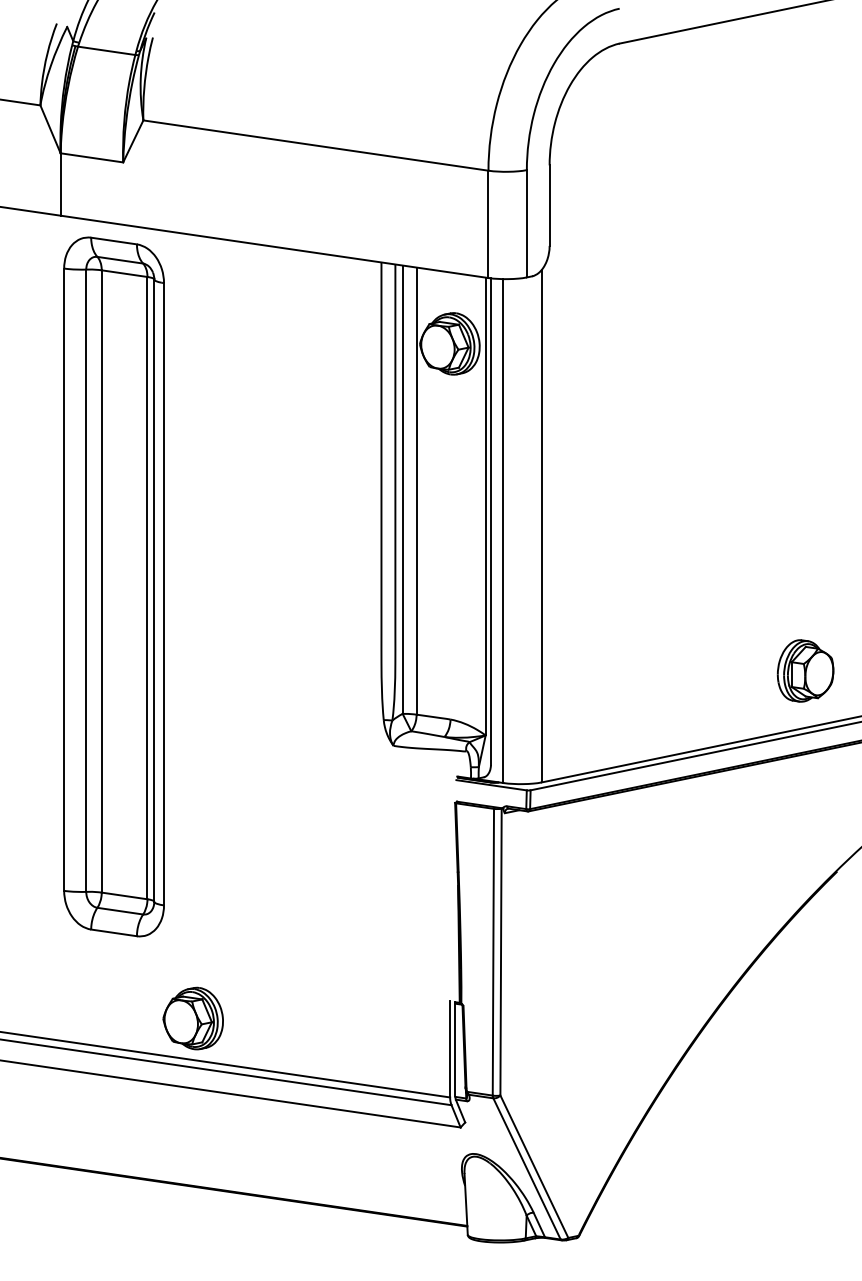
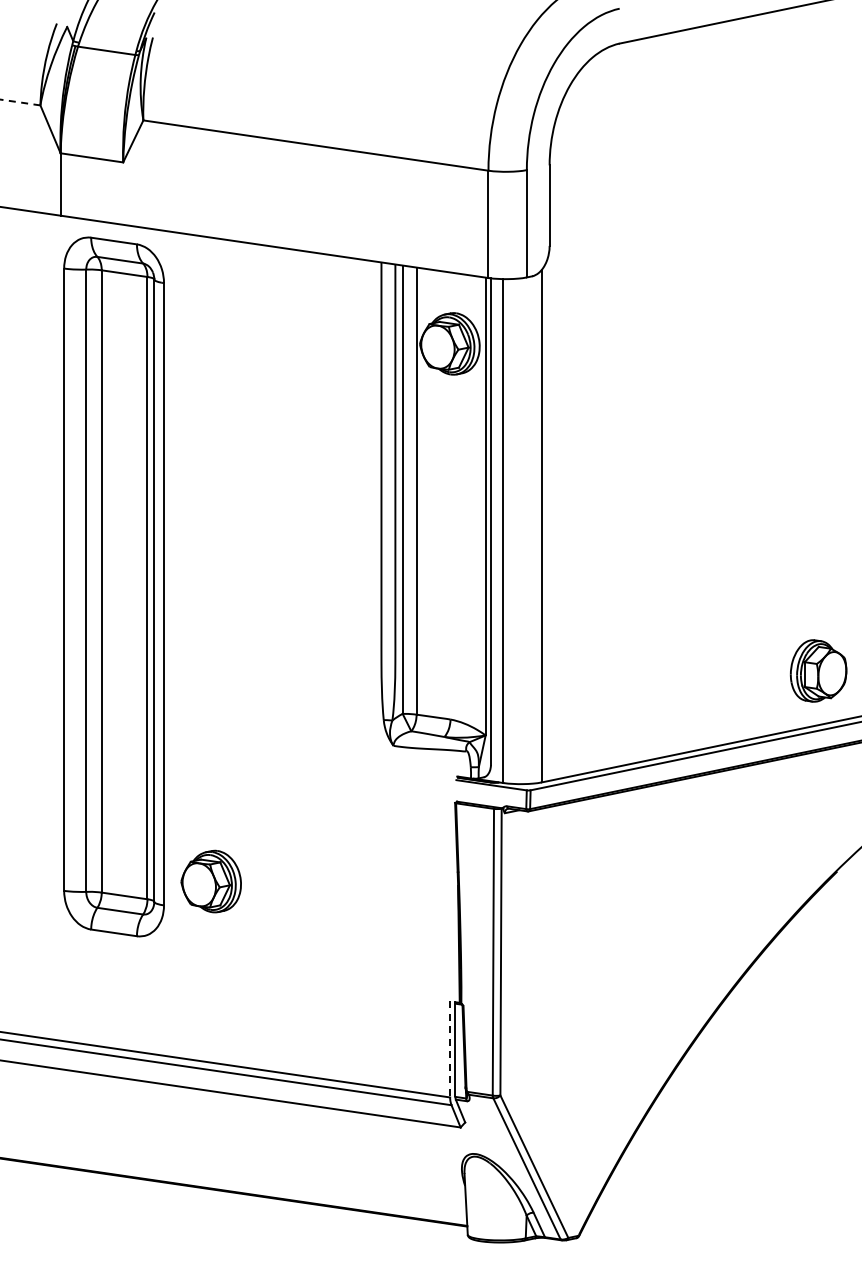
line: solid -> dashed (20, 102)
part position: (805, 670) -> (818, 670) (818, 670)
part position: (192, 1018) -> (210, 881) (210, 881)
line: solid -> dashed (450, 1049)
